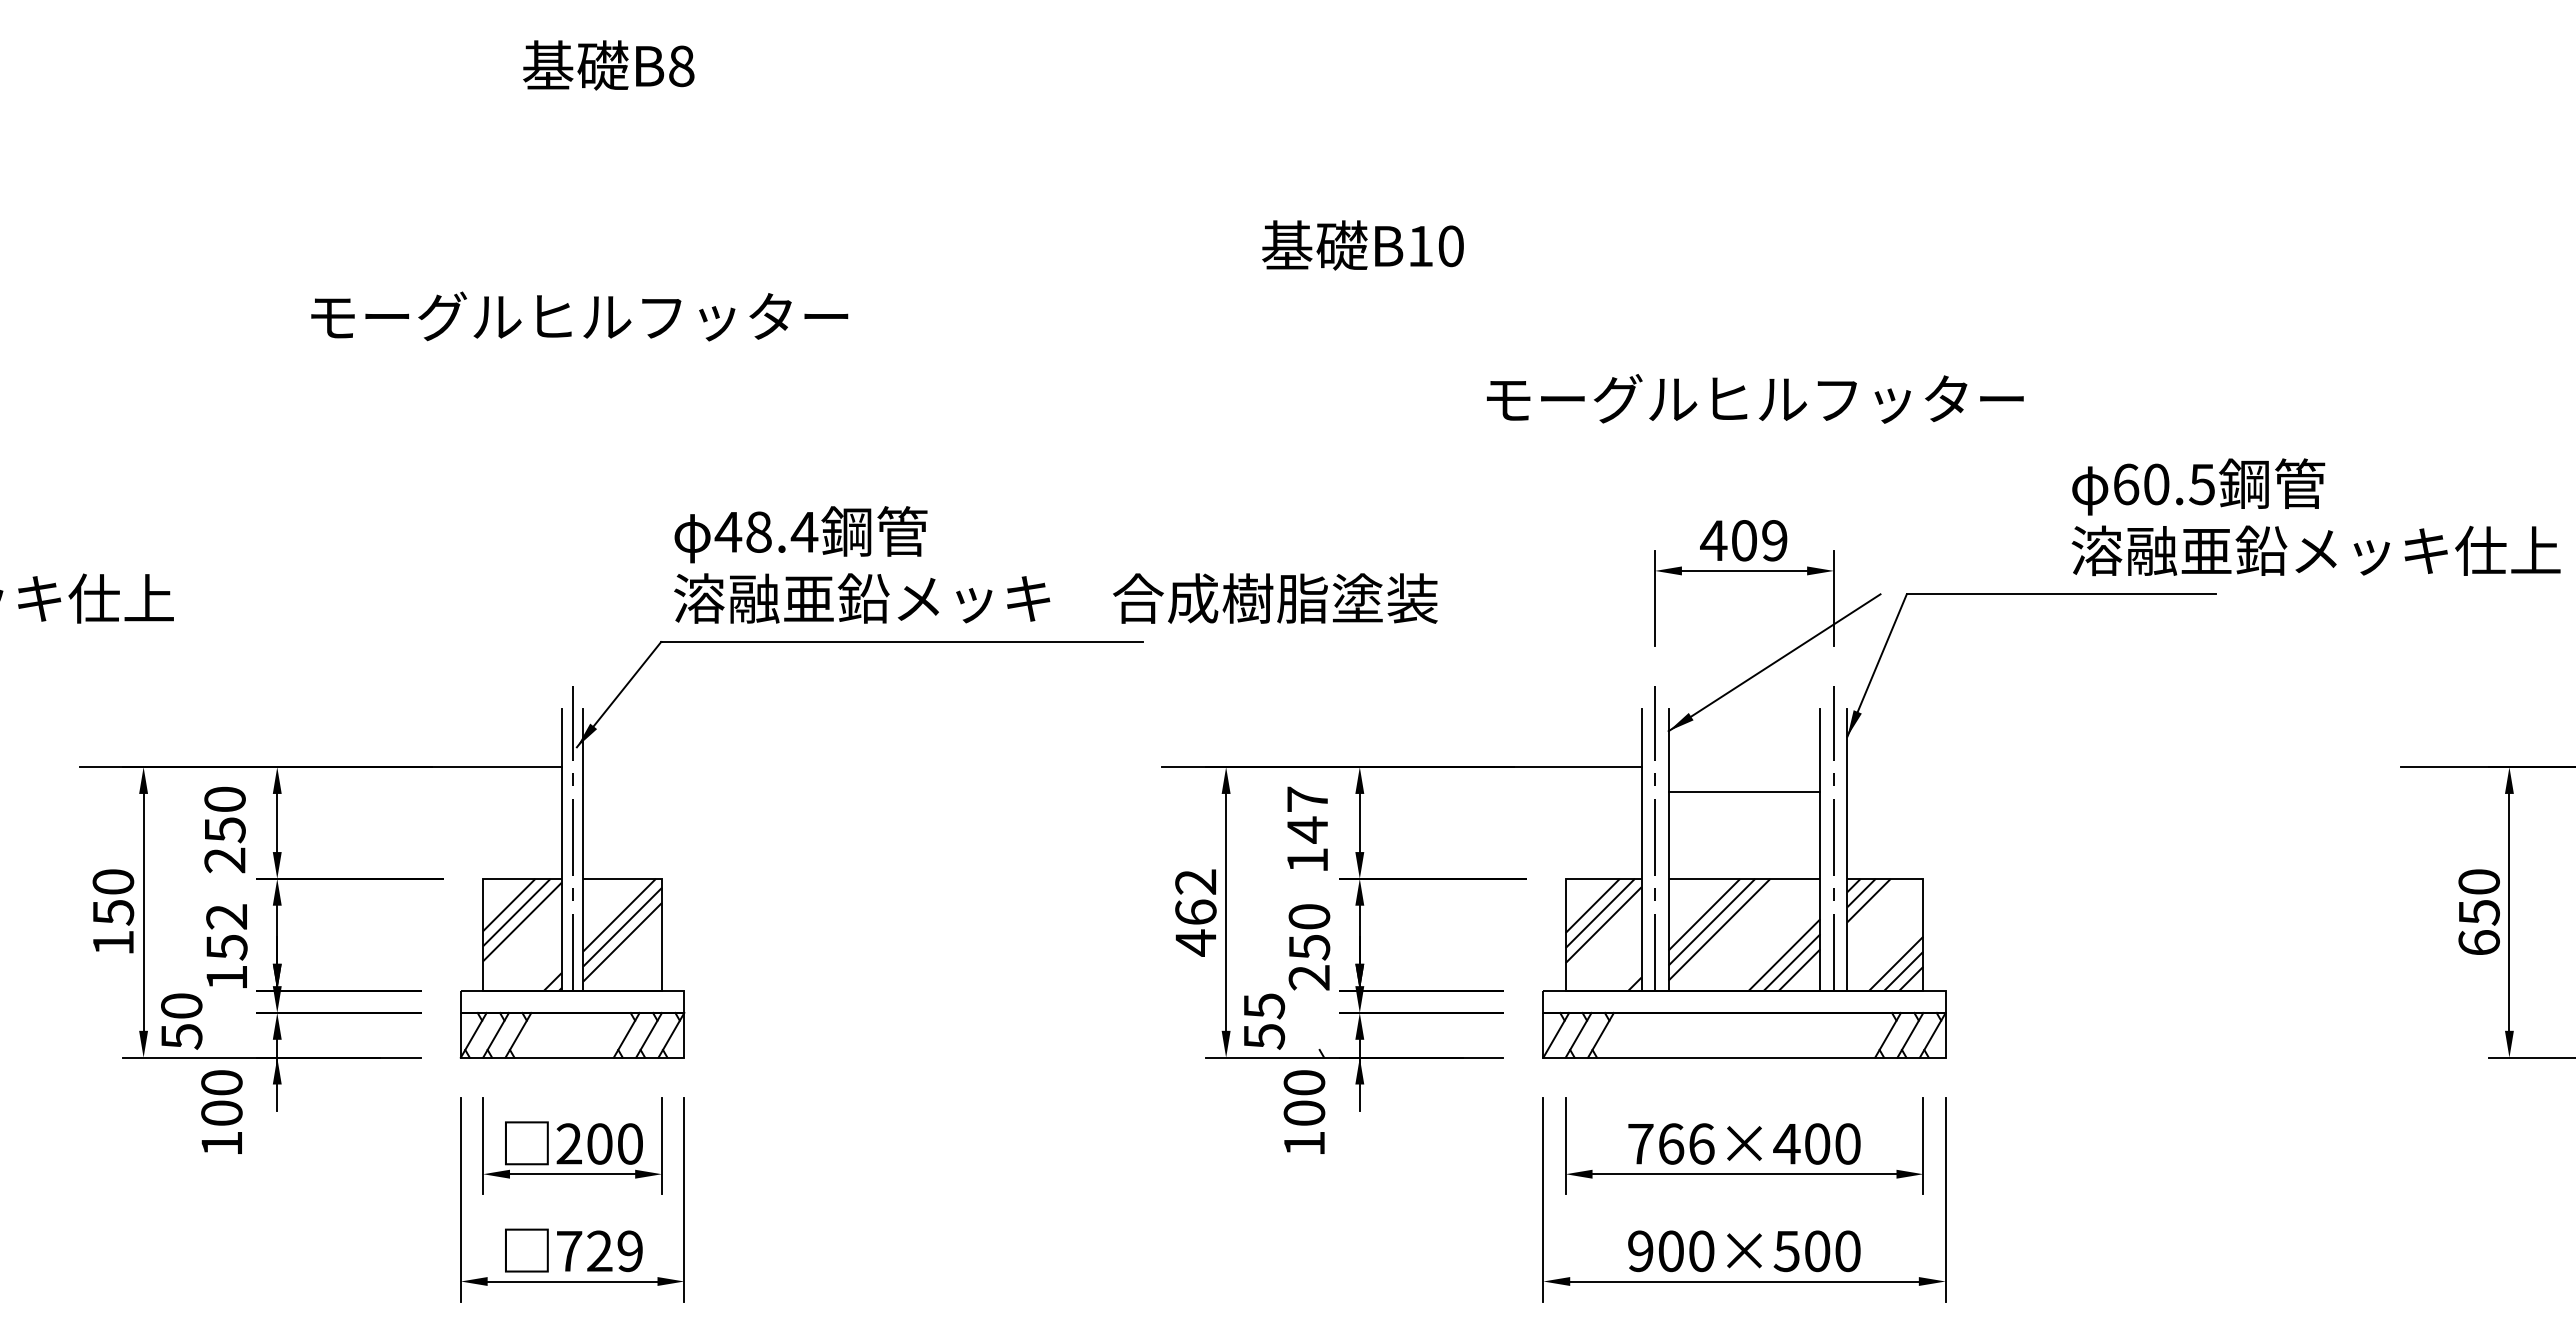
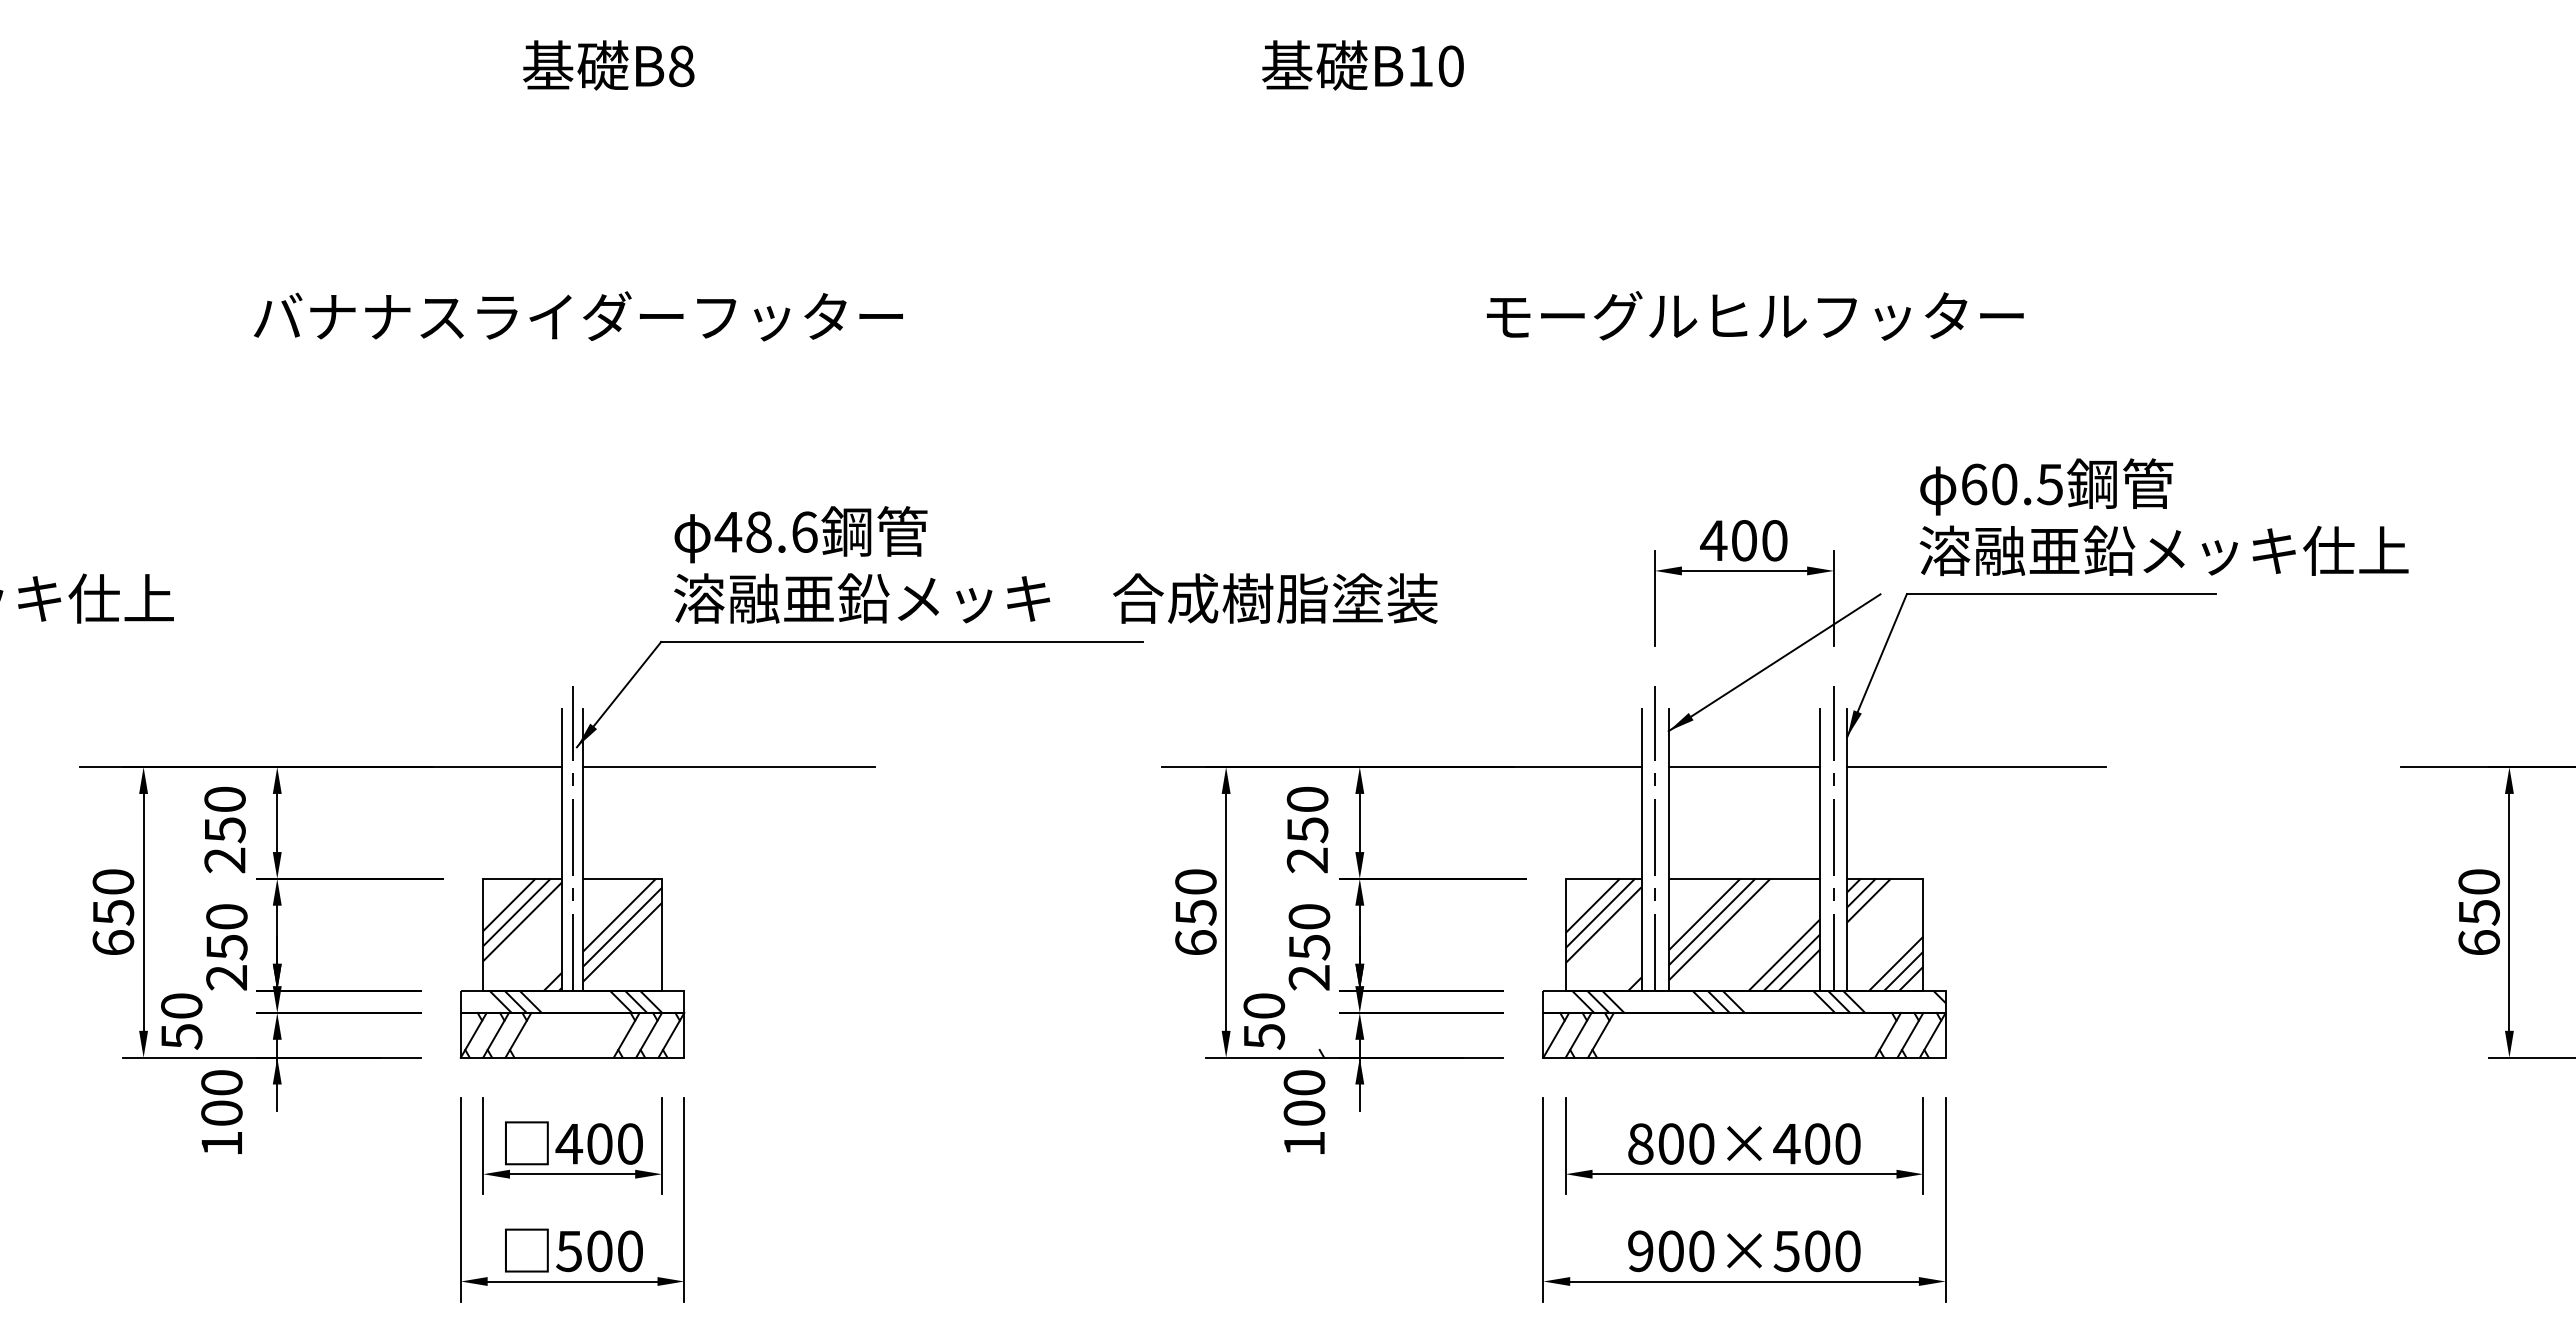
text position: (1362, 245) -> (1362, 65) (1362, 65)
text: モーグルヒルフッター -> バナナスライダーフッター (577, 316)
text position: (1755, 398) -> (1755, 315) (1755, 315)
text position: (2315, 517) -> (2163, 517) (2163, 517)
text: 48.4 -> 48.6 (804, 531)
text: 409 -> 400 (1774, 540)
line: none -> present (729, 767)
line: none -> present (1976, 767)
line position: (1744, 792) -> (1744, 767) (1744, 767)
text: 147 -> 250 (1307, 829)
text: 462 -> 650 (1195, 912)
text: 150 -> 650 (113, 942)
text: 152 -> 250 (226, 947)
hatch: none -> present (575, 1001)
hatch: none -> present (1758, 1001)
text: 55 -> 50 (1263, 1006)
text: 200 -> 400 (569, 1143)
text: 766×400 -> 800×400 (1671, 1143)
text: 729 -> 500 (599, 1251)
